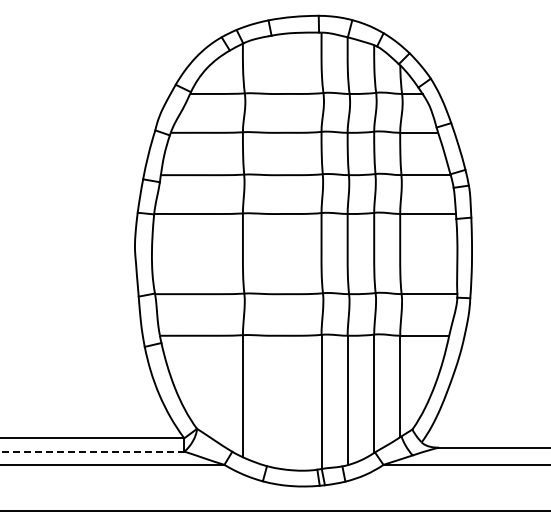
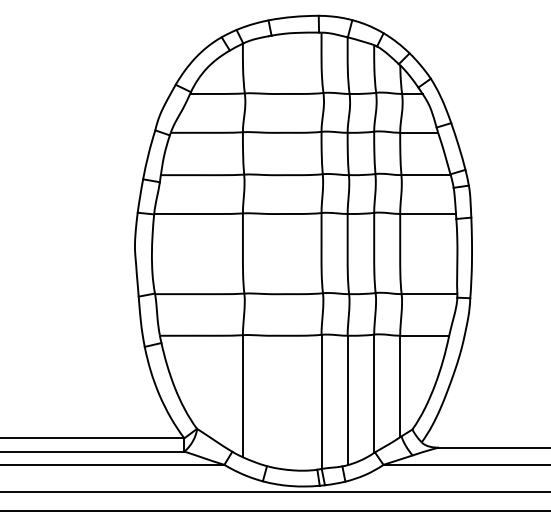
line: dashed -> solid (92, 451)
line: none -> present (274, 492)
